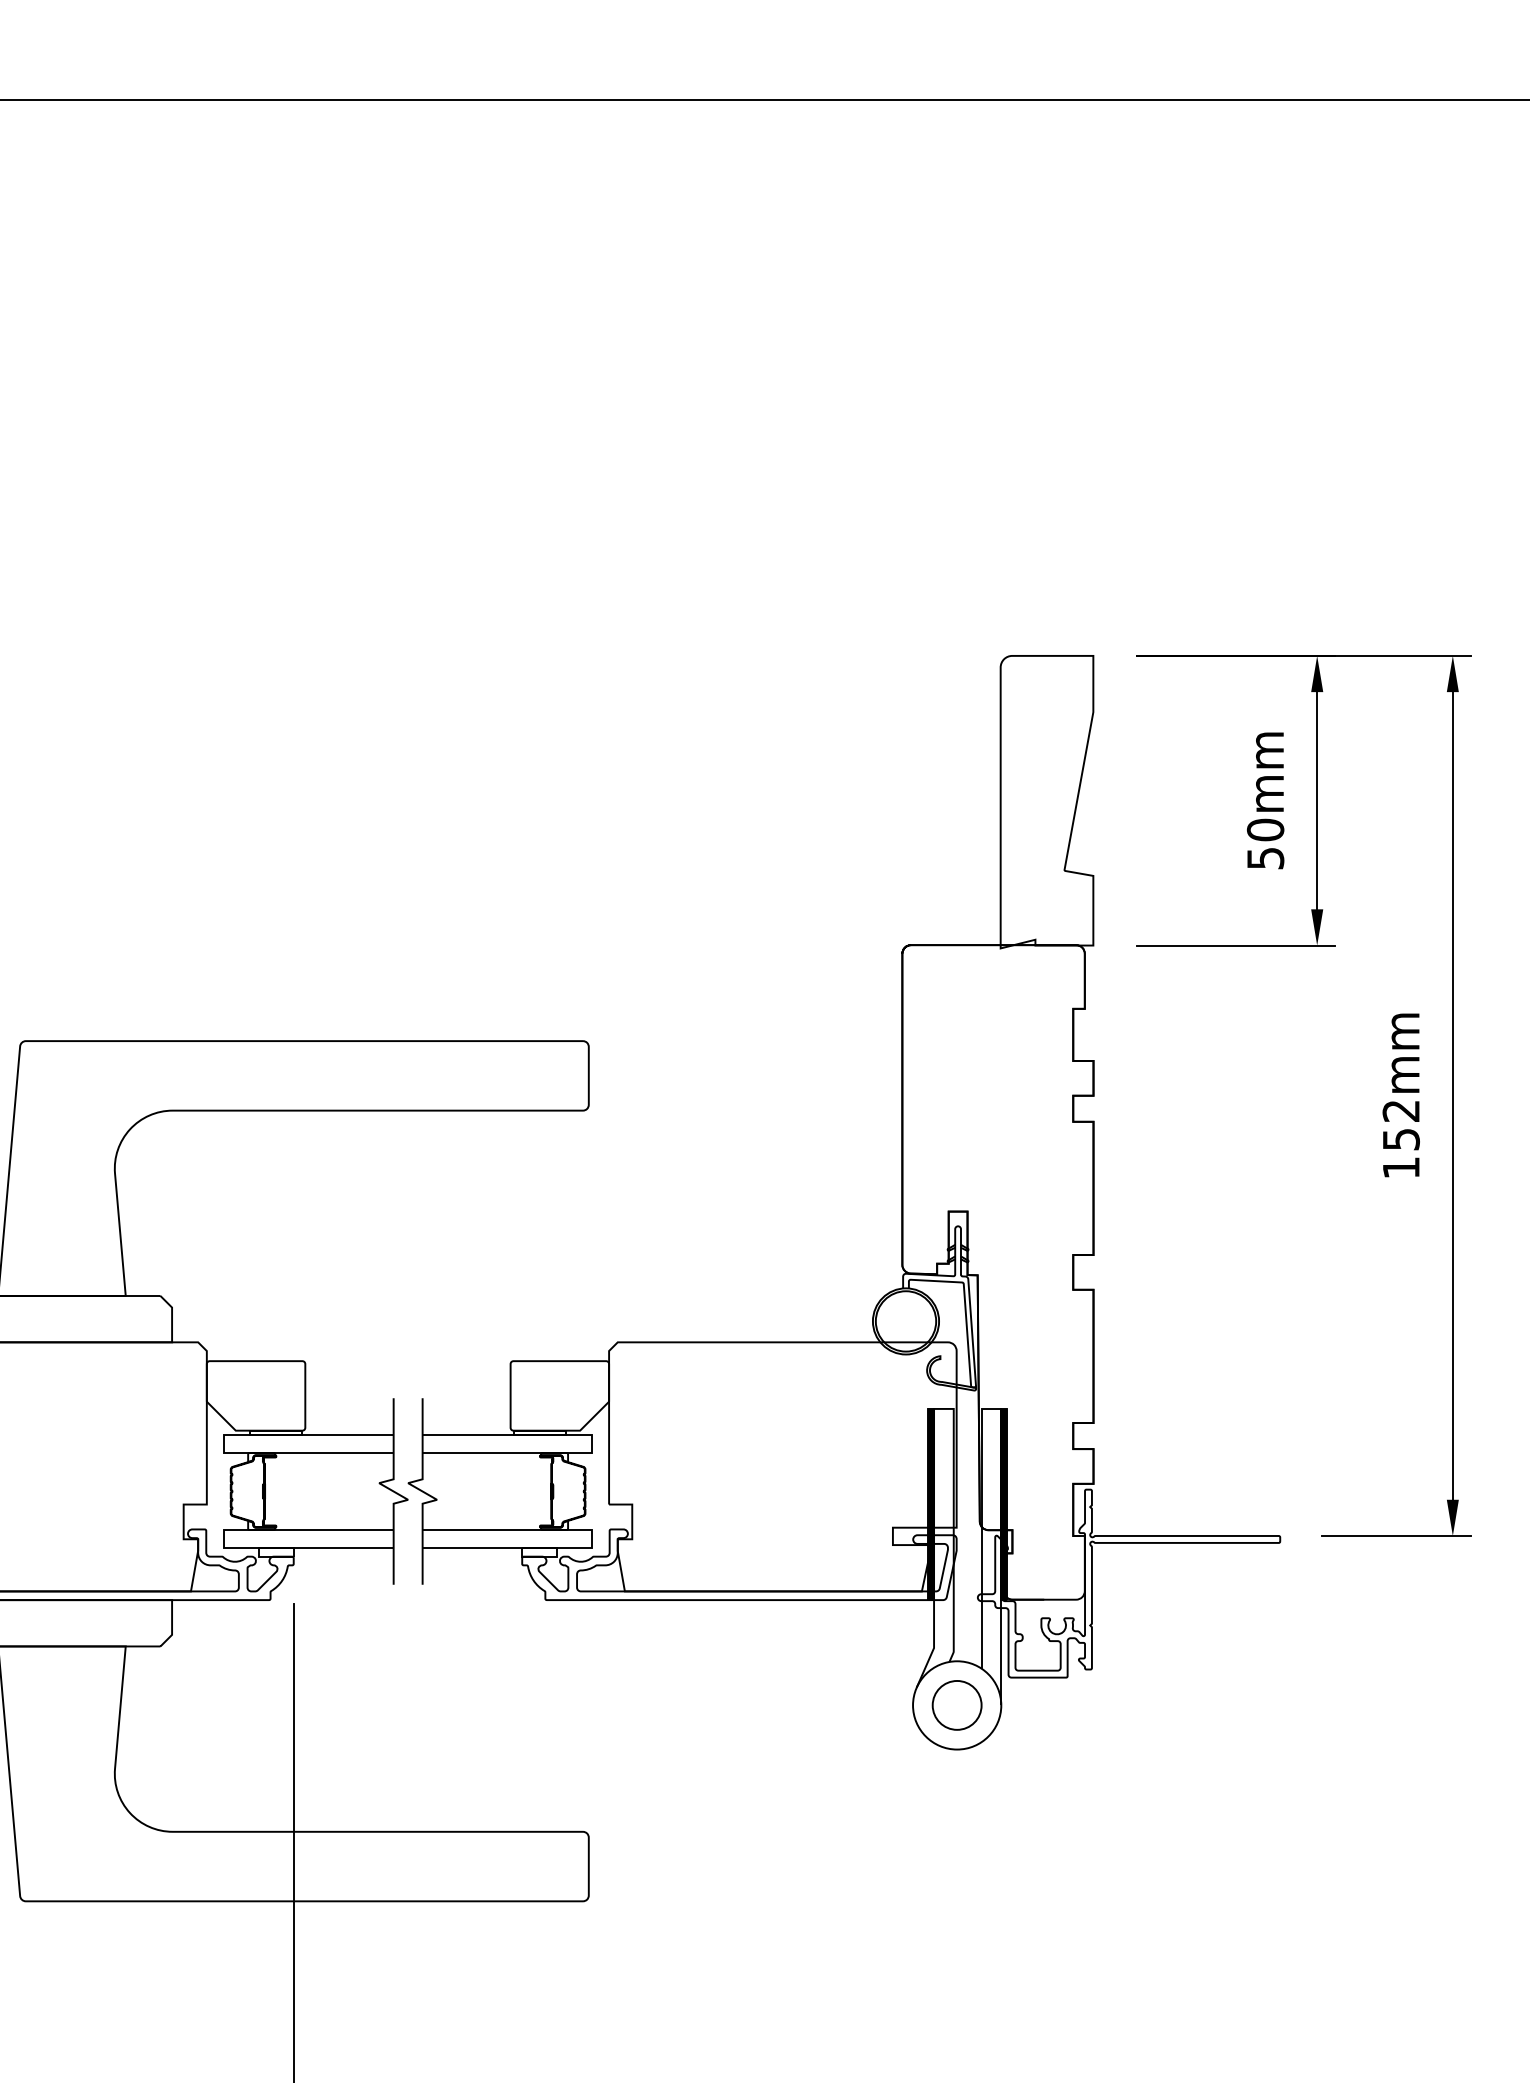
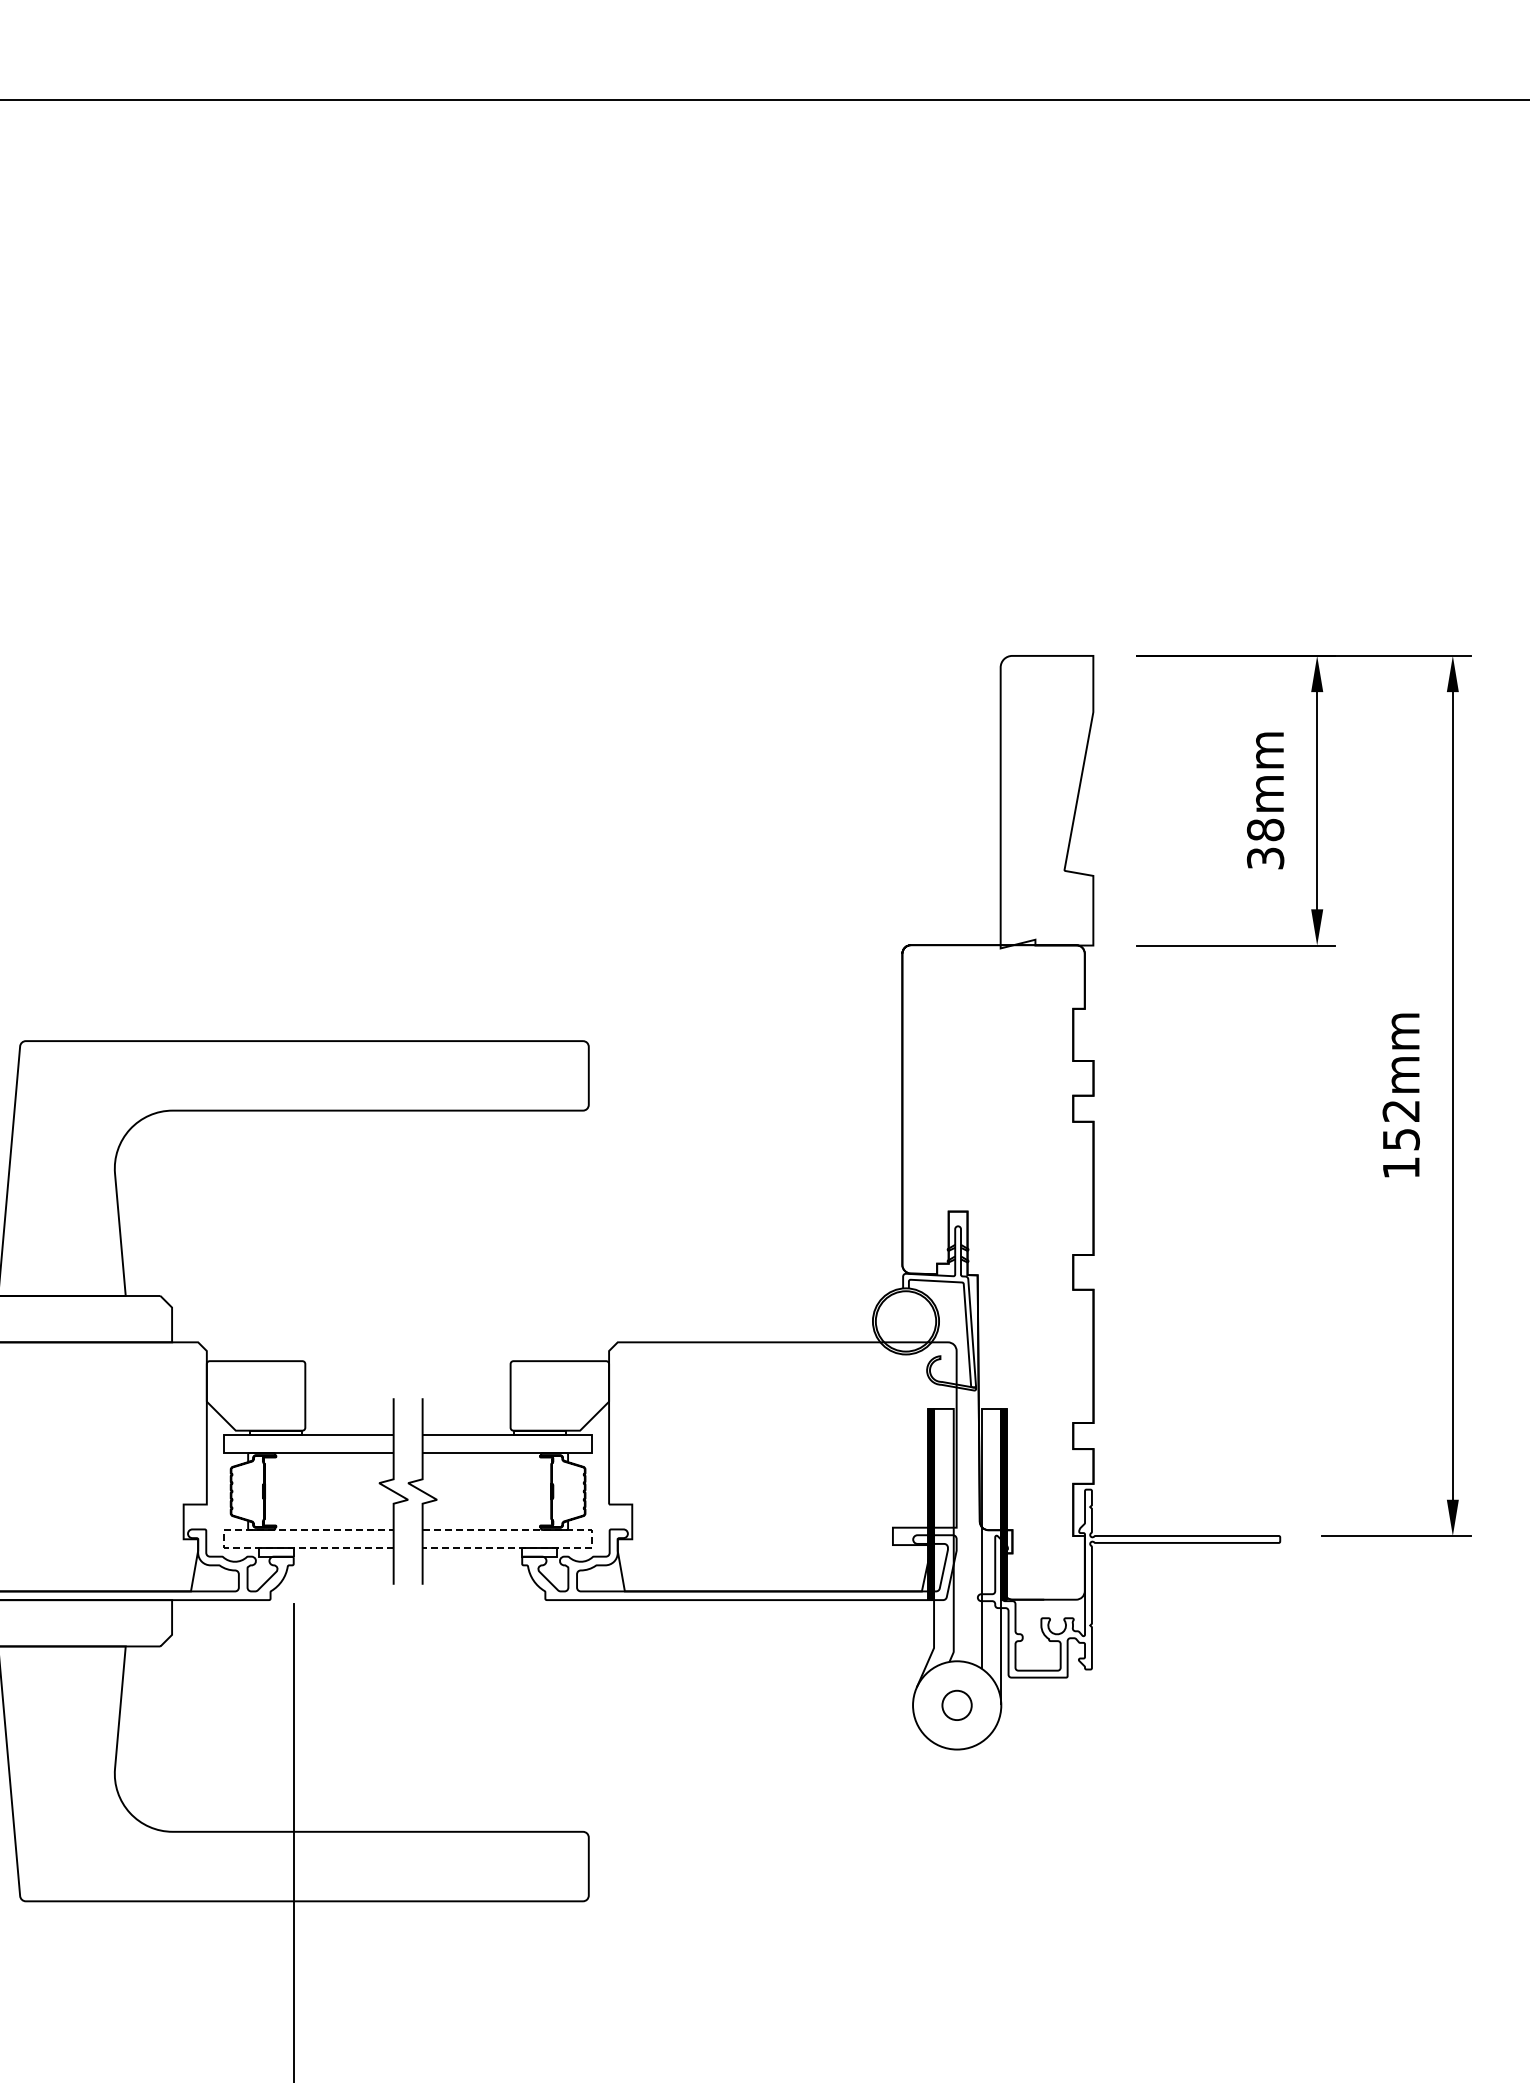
text: 50mm -> 38mm (1265, 843)
line: solid -> dashed (224, 1539)
line: solid -> dashed (592, 1539)
circle size: 52x51 px -> 32x32 px (956, 1704)
